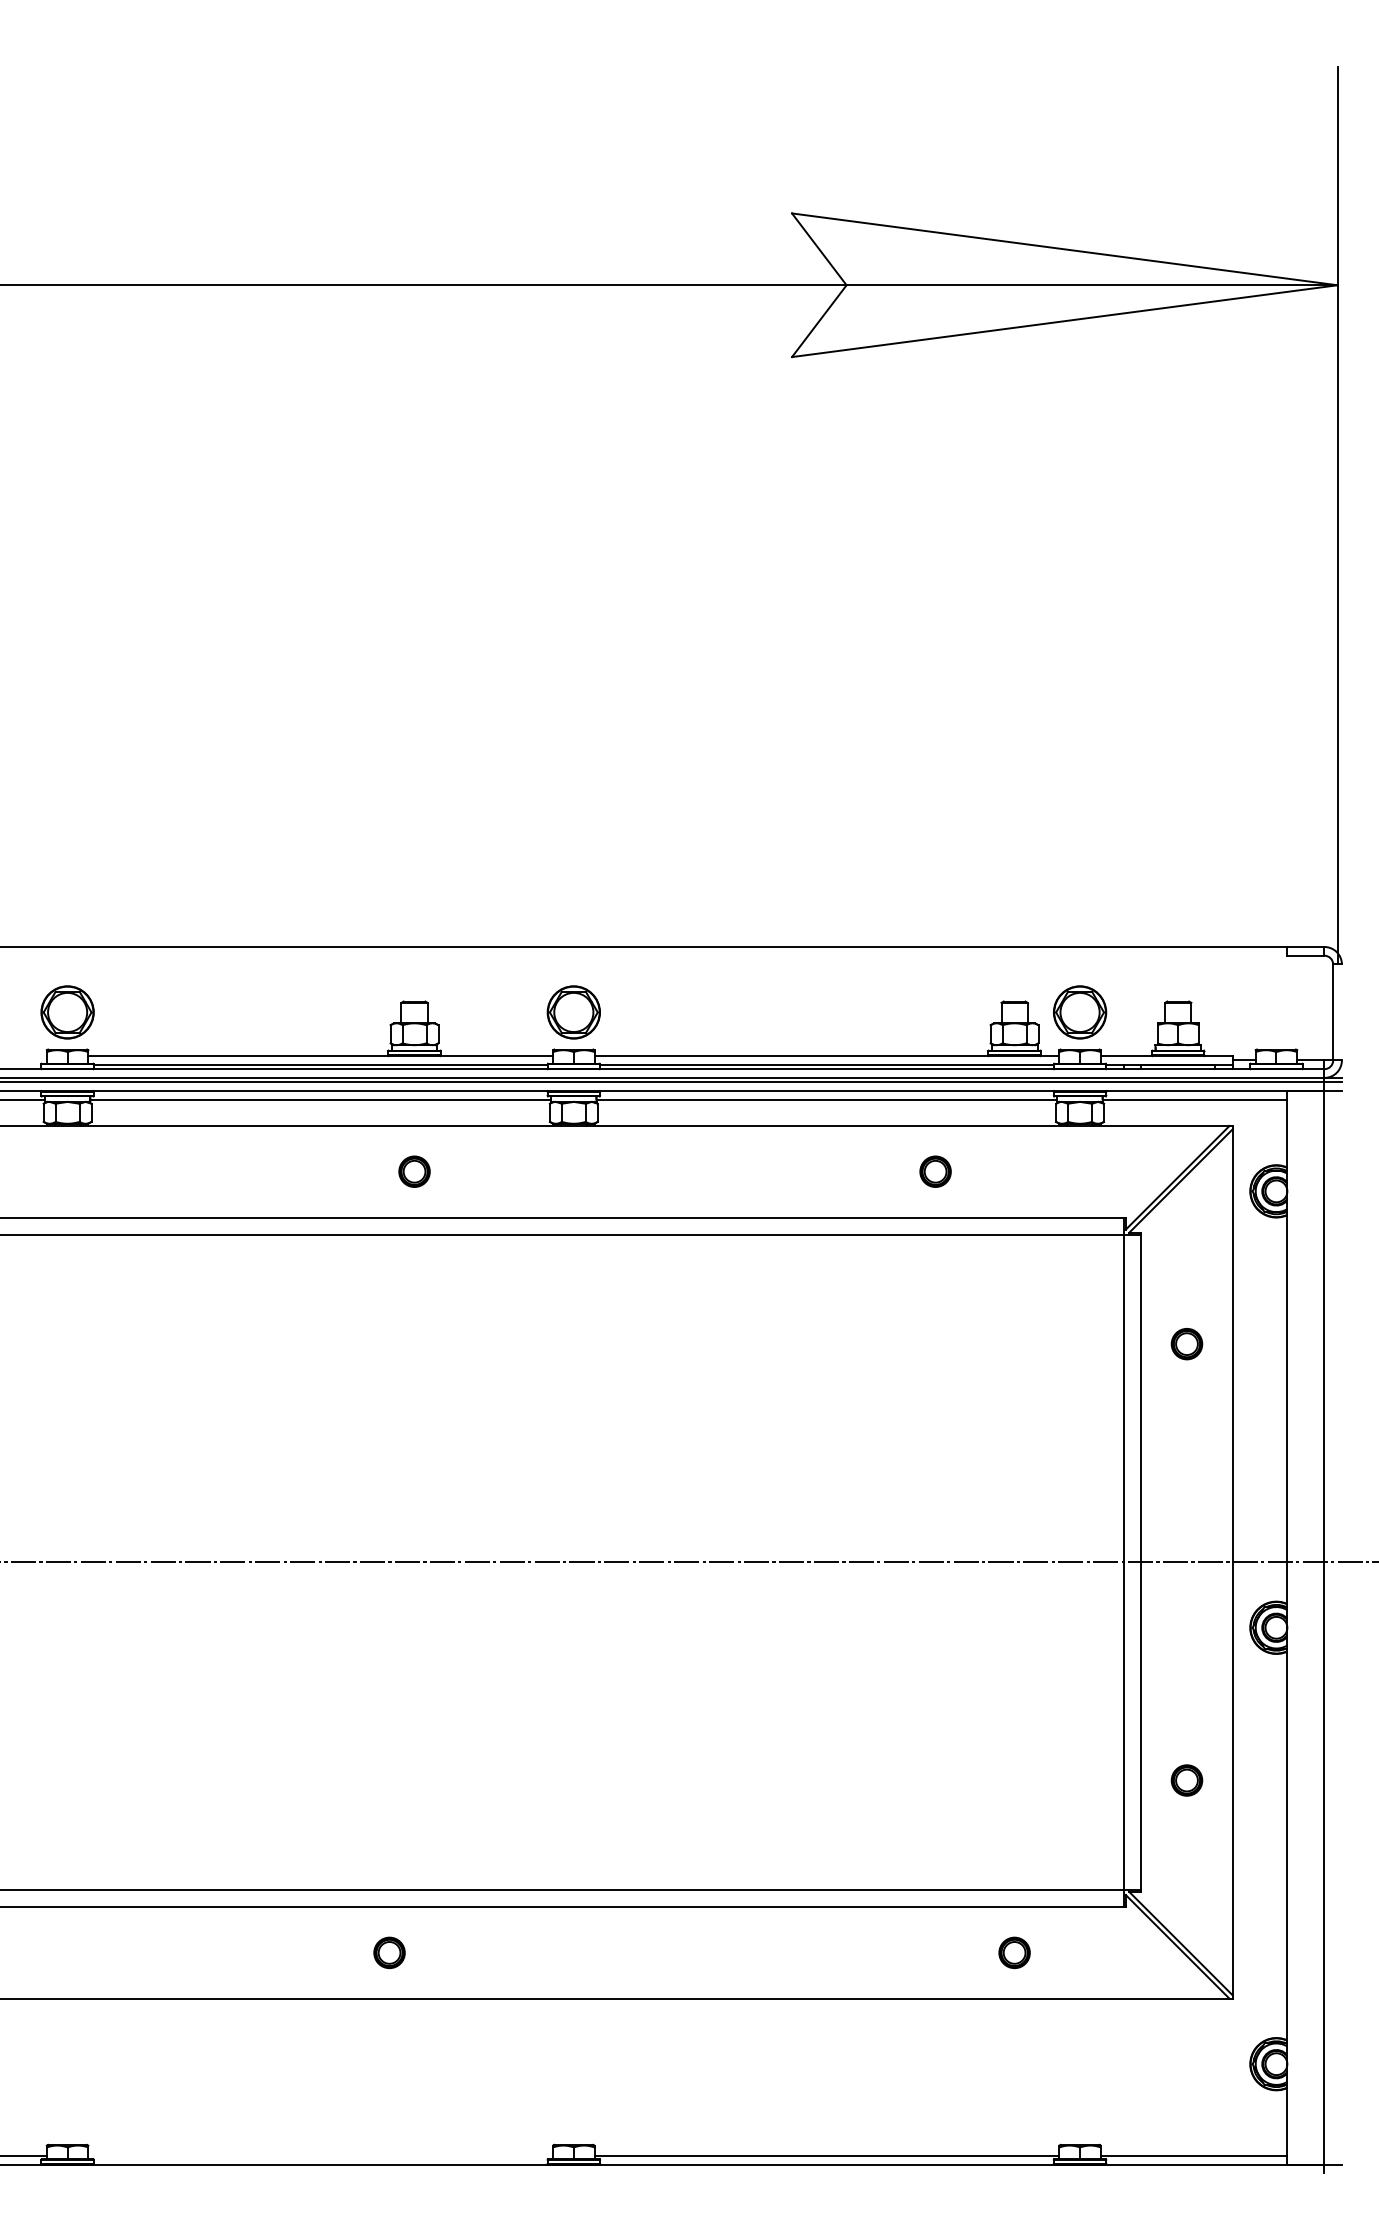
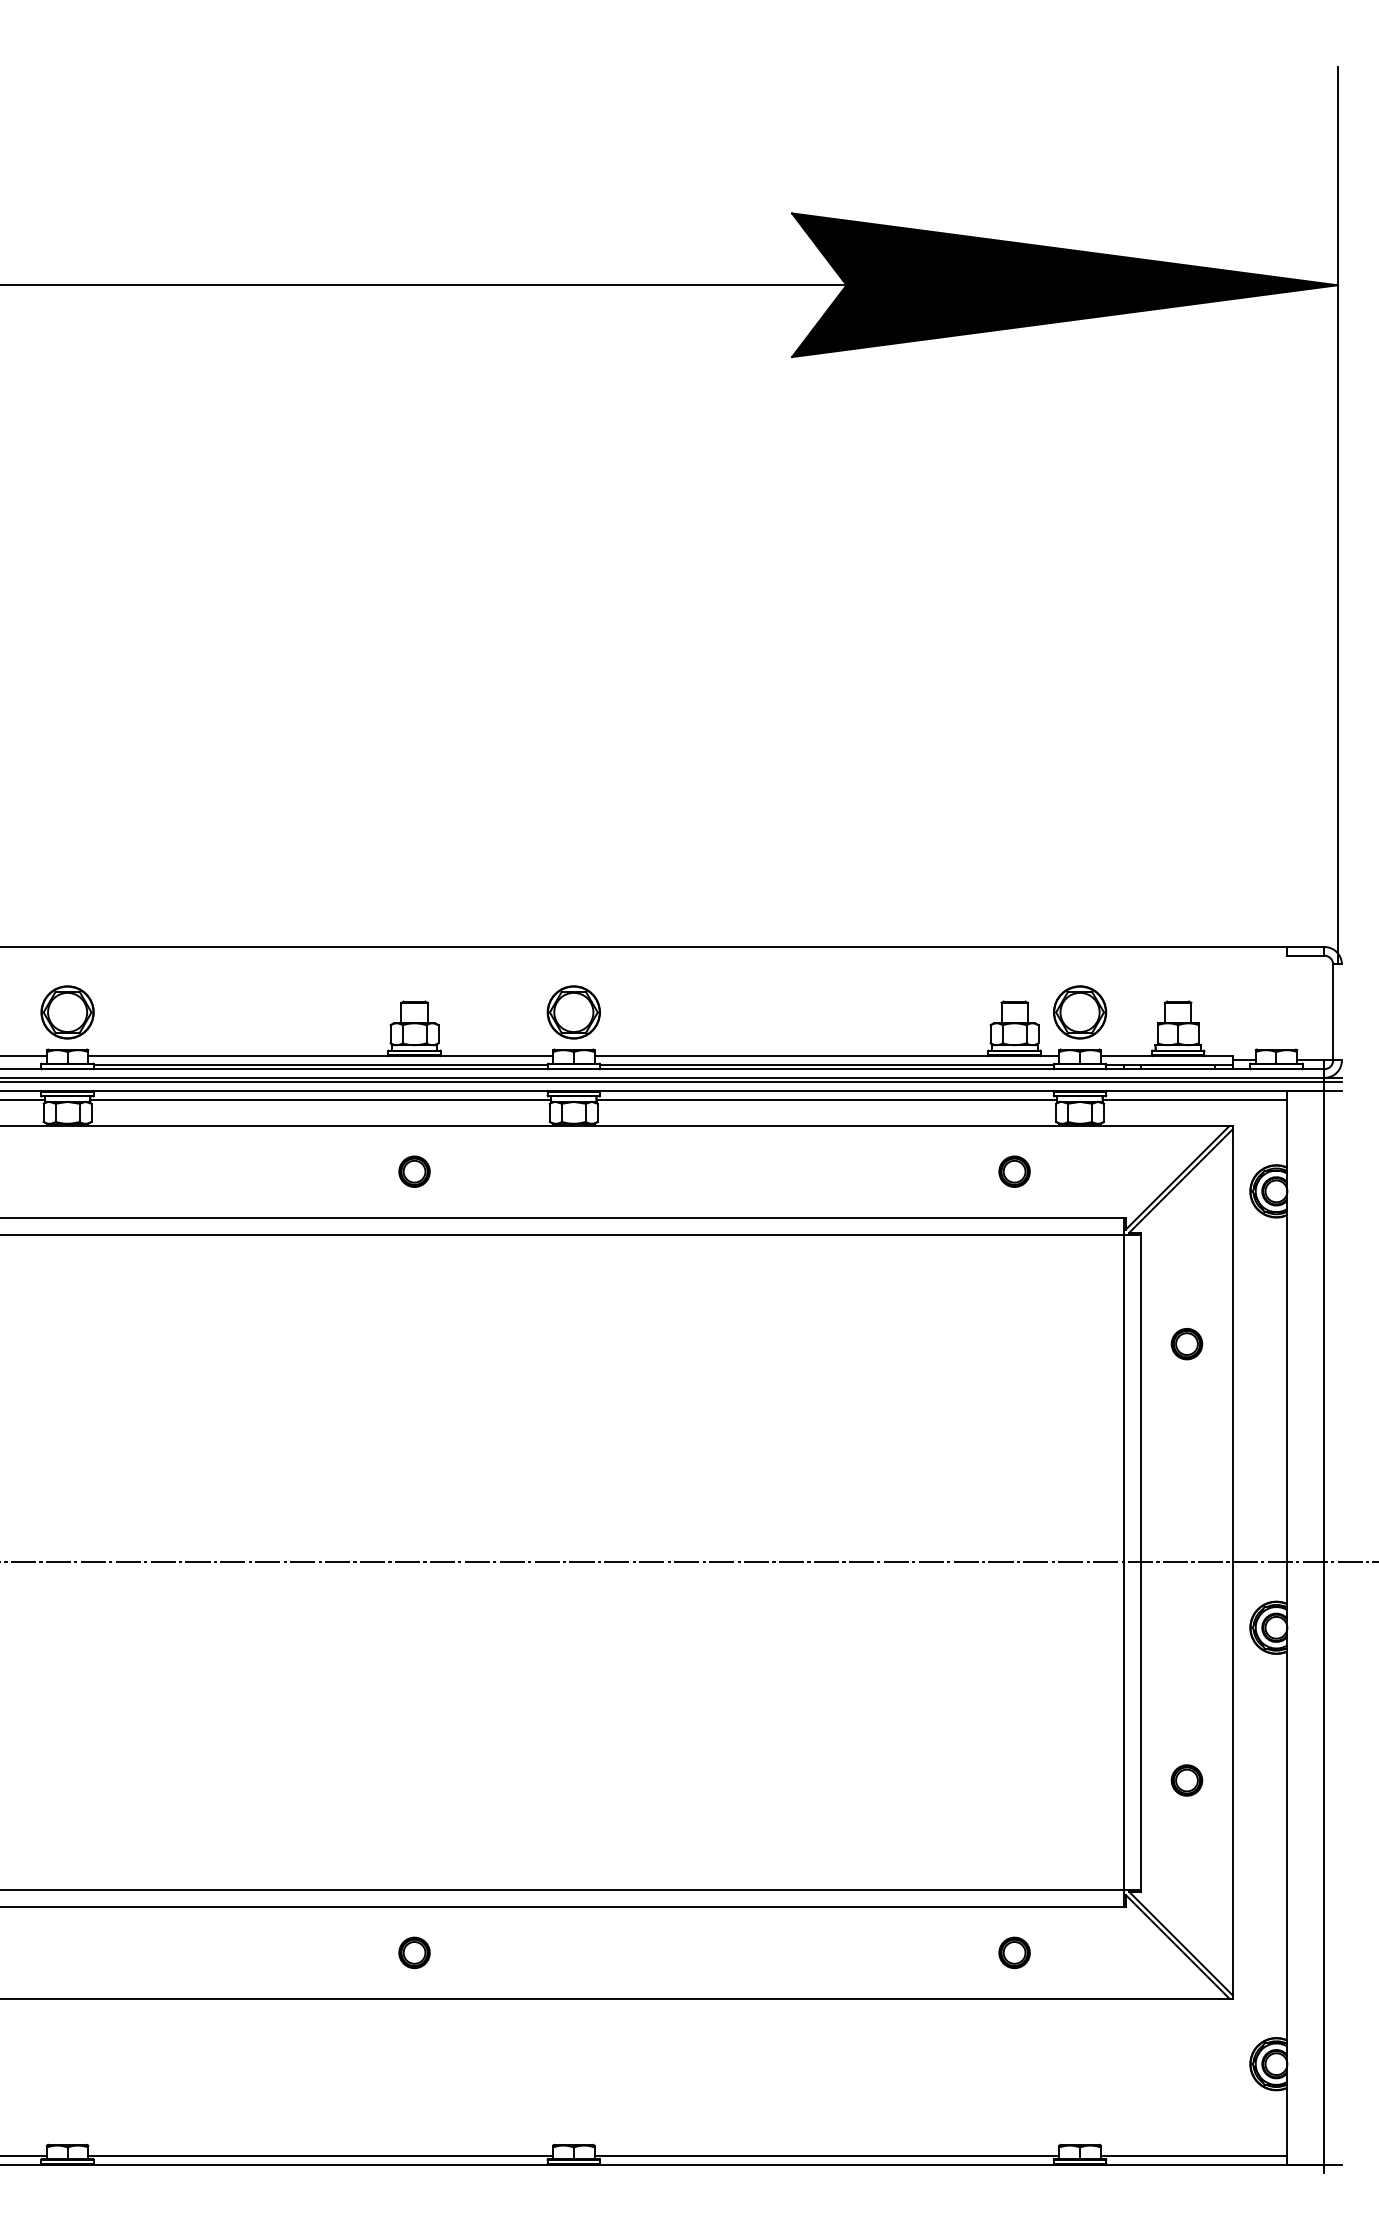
fill: none -> present (1064, 285)
line: none -> present (24, 1056)
part position: (935, 1171) -> (1014, 1171) (1014, 1171)
part position: (389, 1952) -> (414, 1952) (414, 1952)
line: none -> present (320, 2155)
